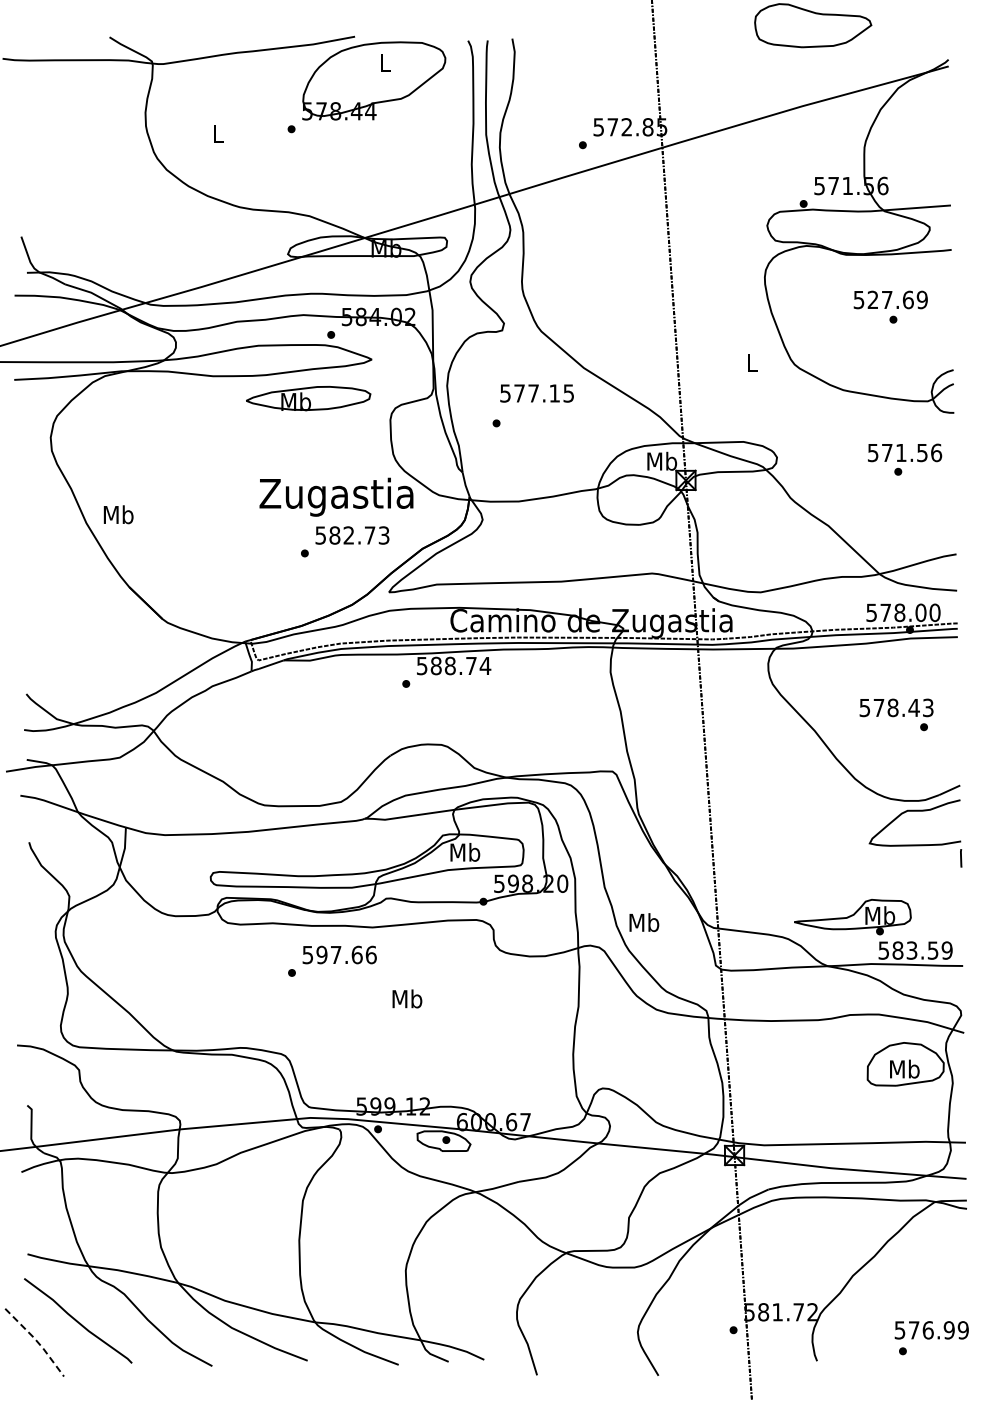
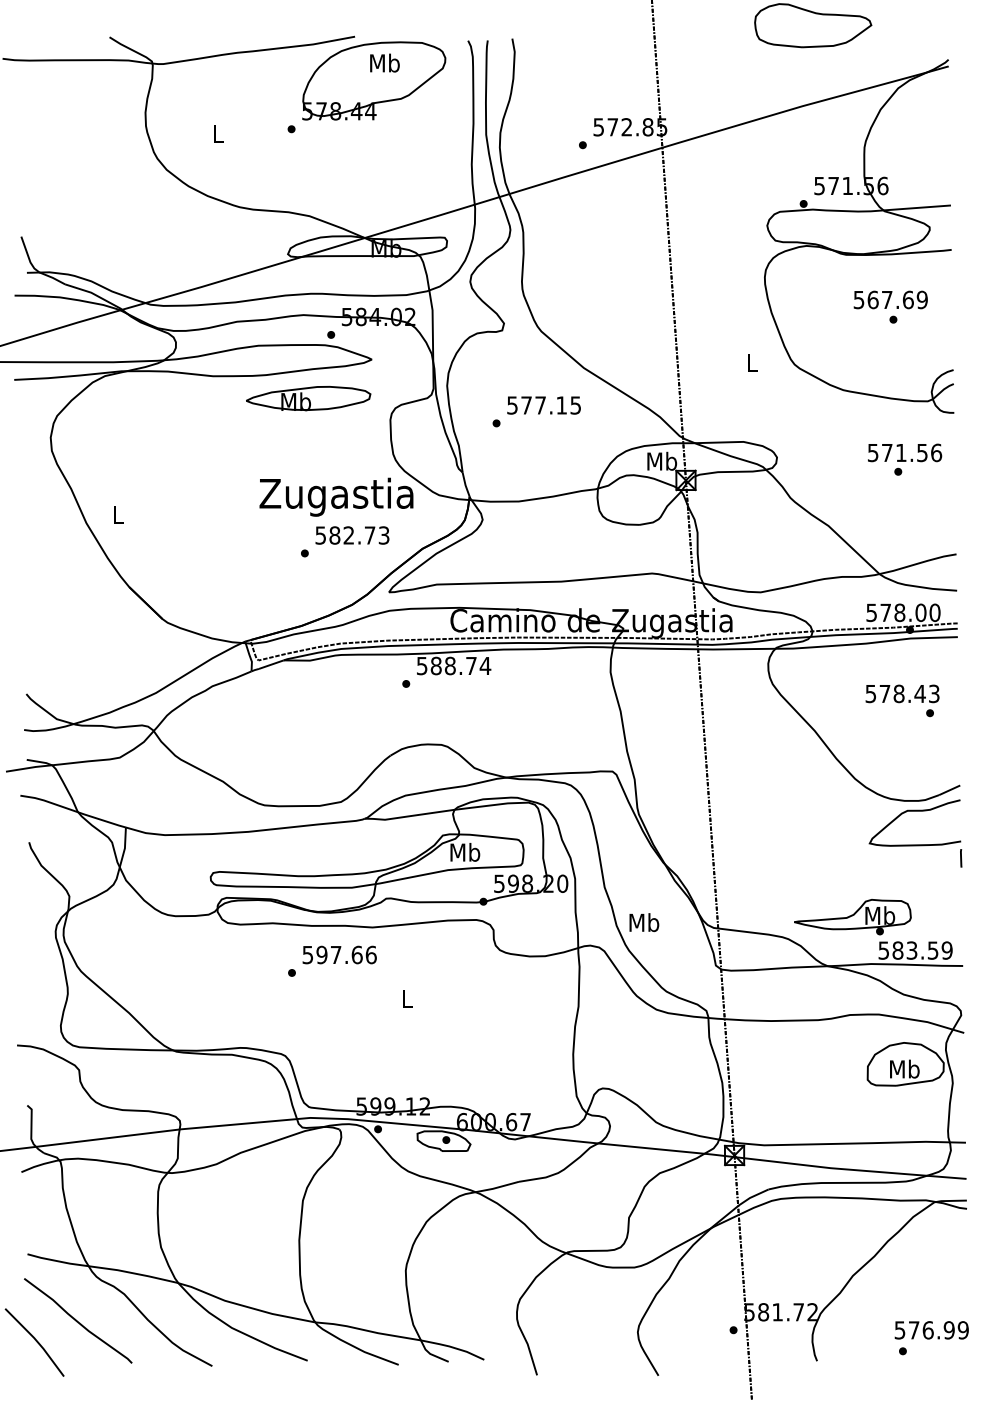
text: L -> Mb (384, 62)
text: 527.69 -> 567.69 (872, 299)
text position: (536, 393) -> (543, 405) (543, 405)
text: Mb -> L (118, 514)
text position: (896, 714) -> (902, 700) (902, 700)
text: Mb -> L (407, 998)
line: dashed -> solid (36, 1340)
